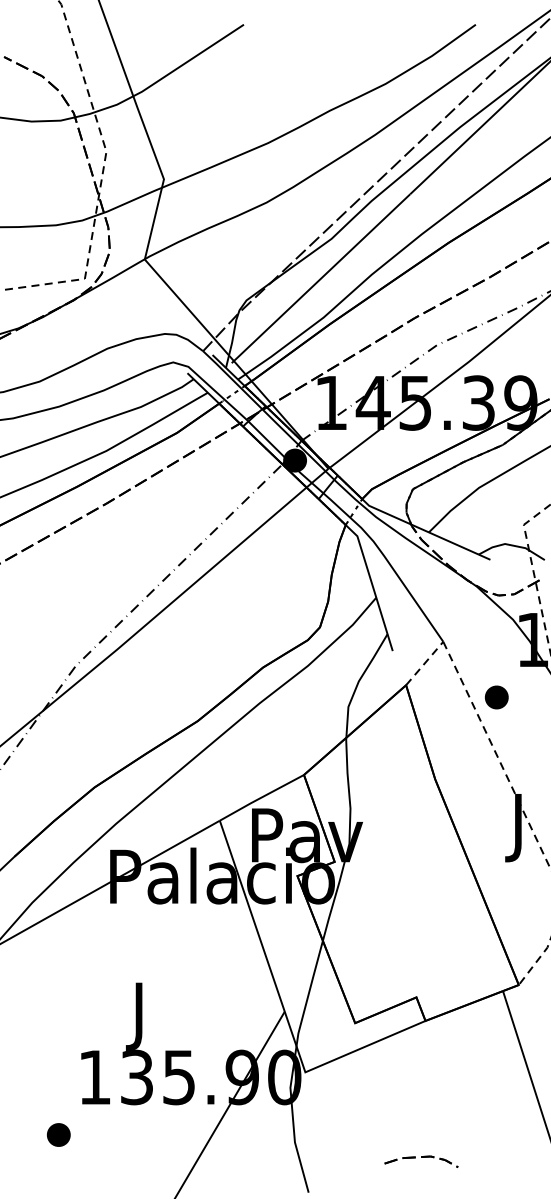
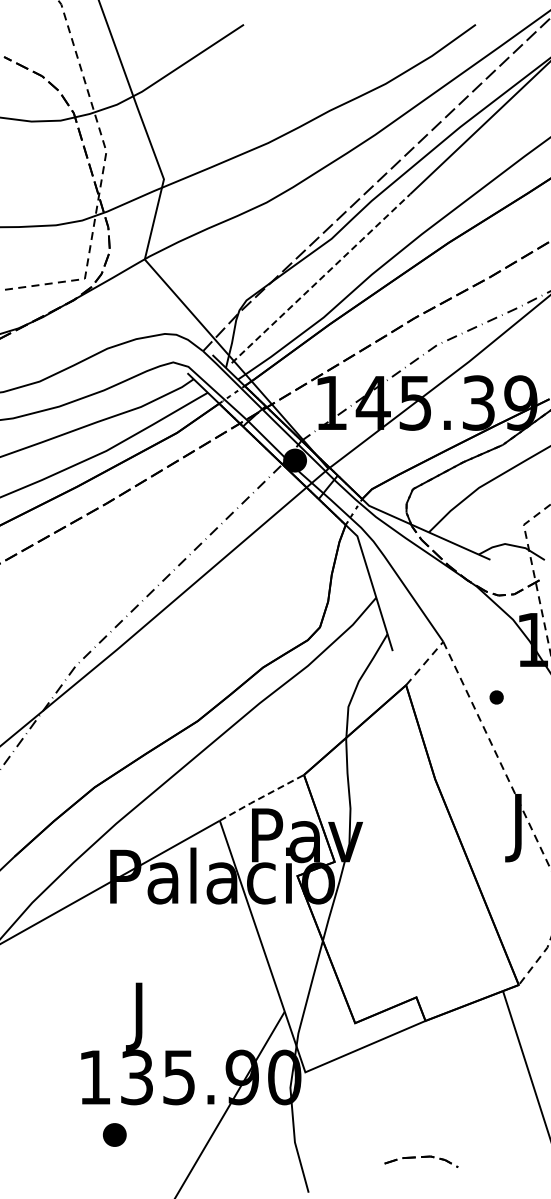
line: solid -> dashed (321, 278)
part size: 25x25 px -> 15x15 px (496, 697)
line: solid -> dashed (261, 797)
part position: (58, 1134) -> (114, 1134) (114, 1134)
